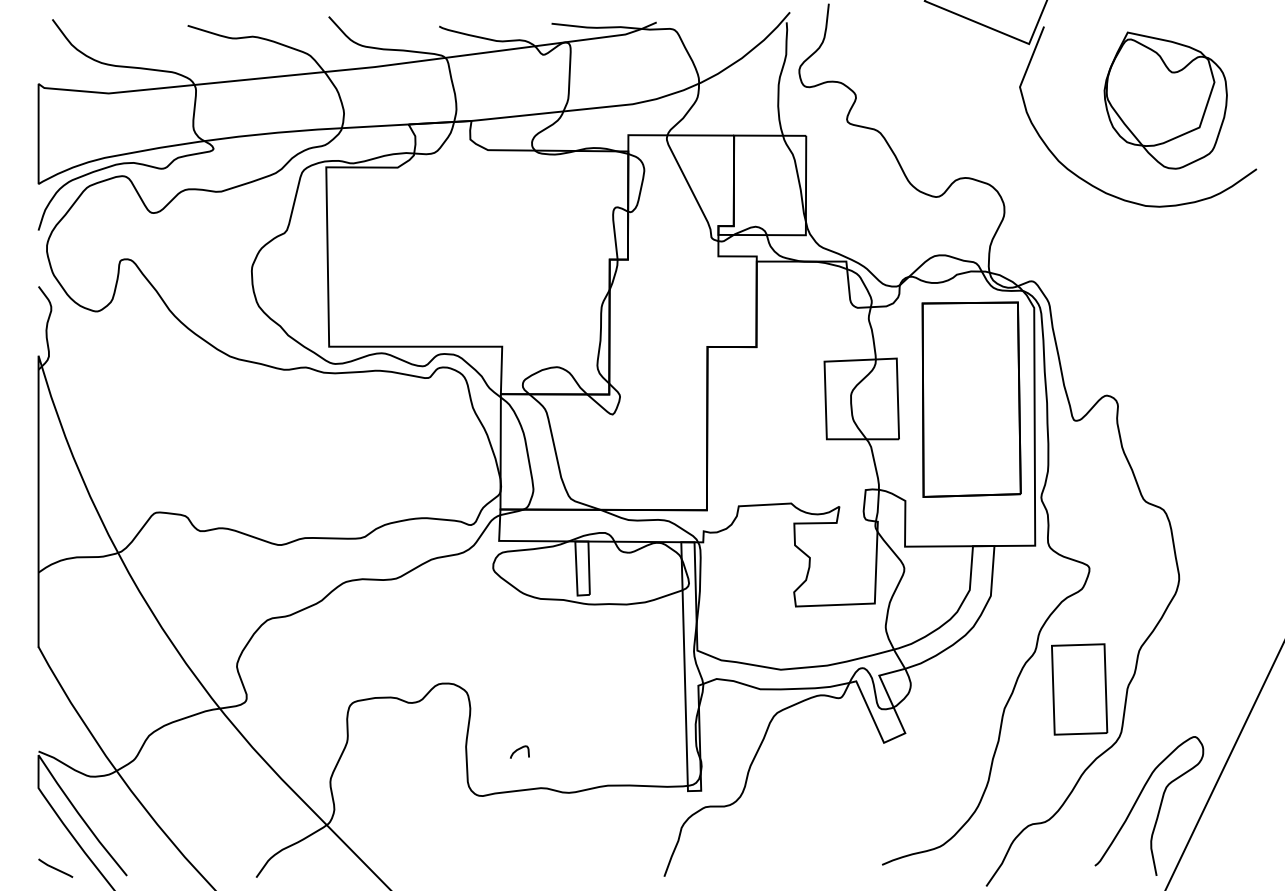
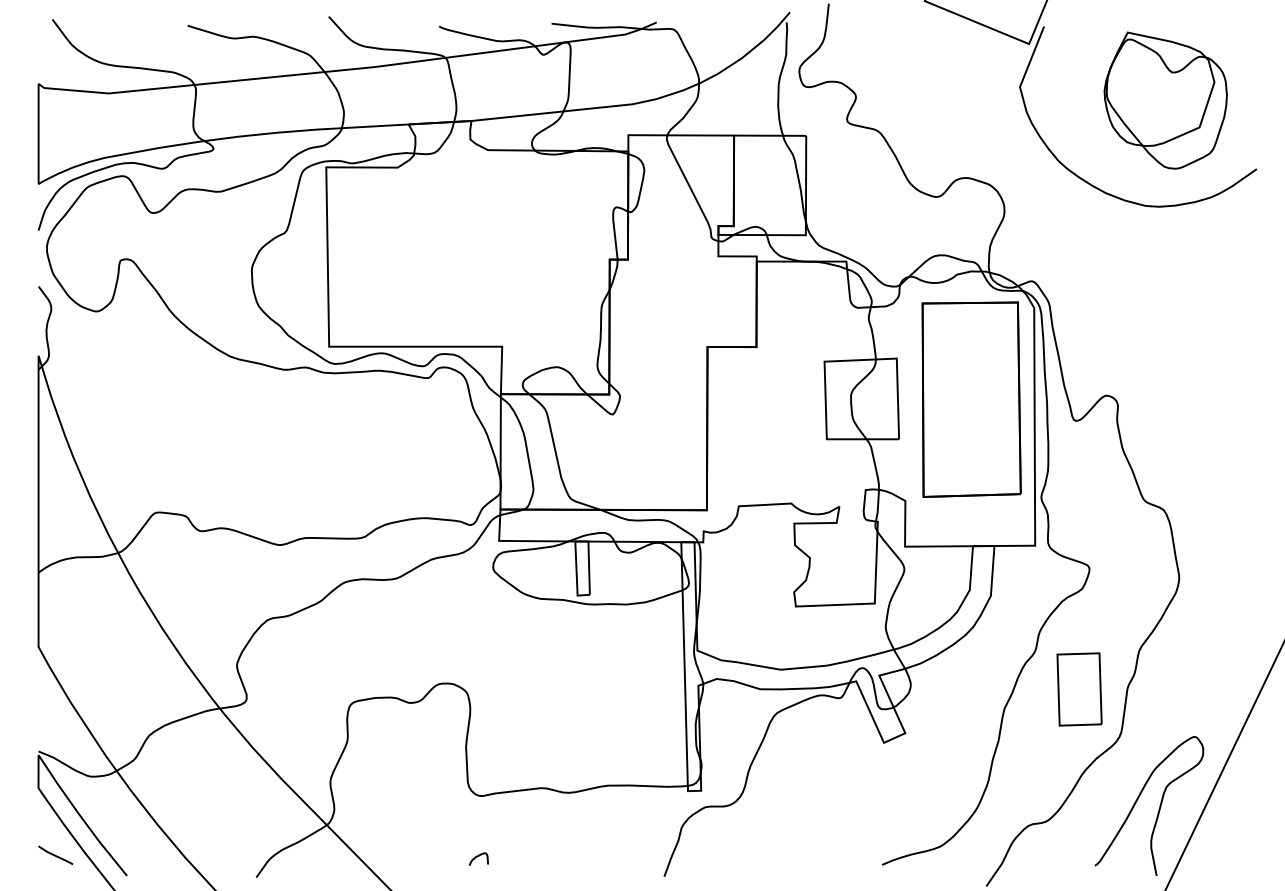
part size: 58x93 px -> 47x75 px (1079, 689)
curve position: (518, 750) -> (477, 857) (477, 857)
line position: (55, 867) -> (55, 854) (55, 854)
